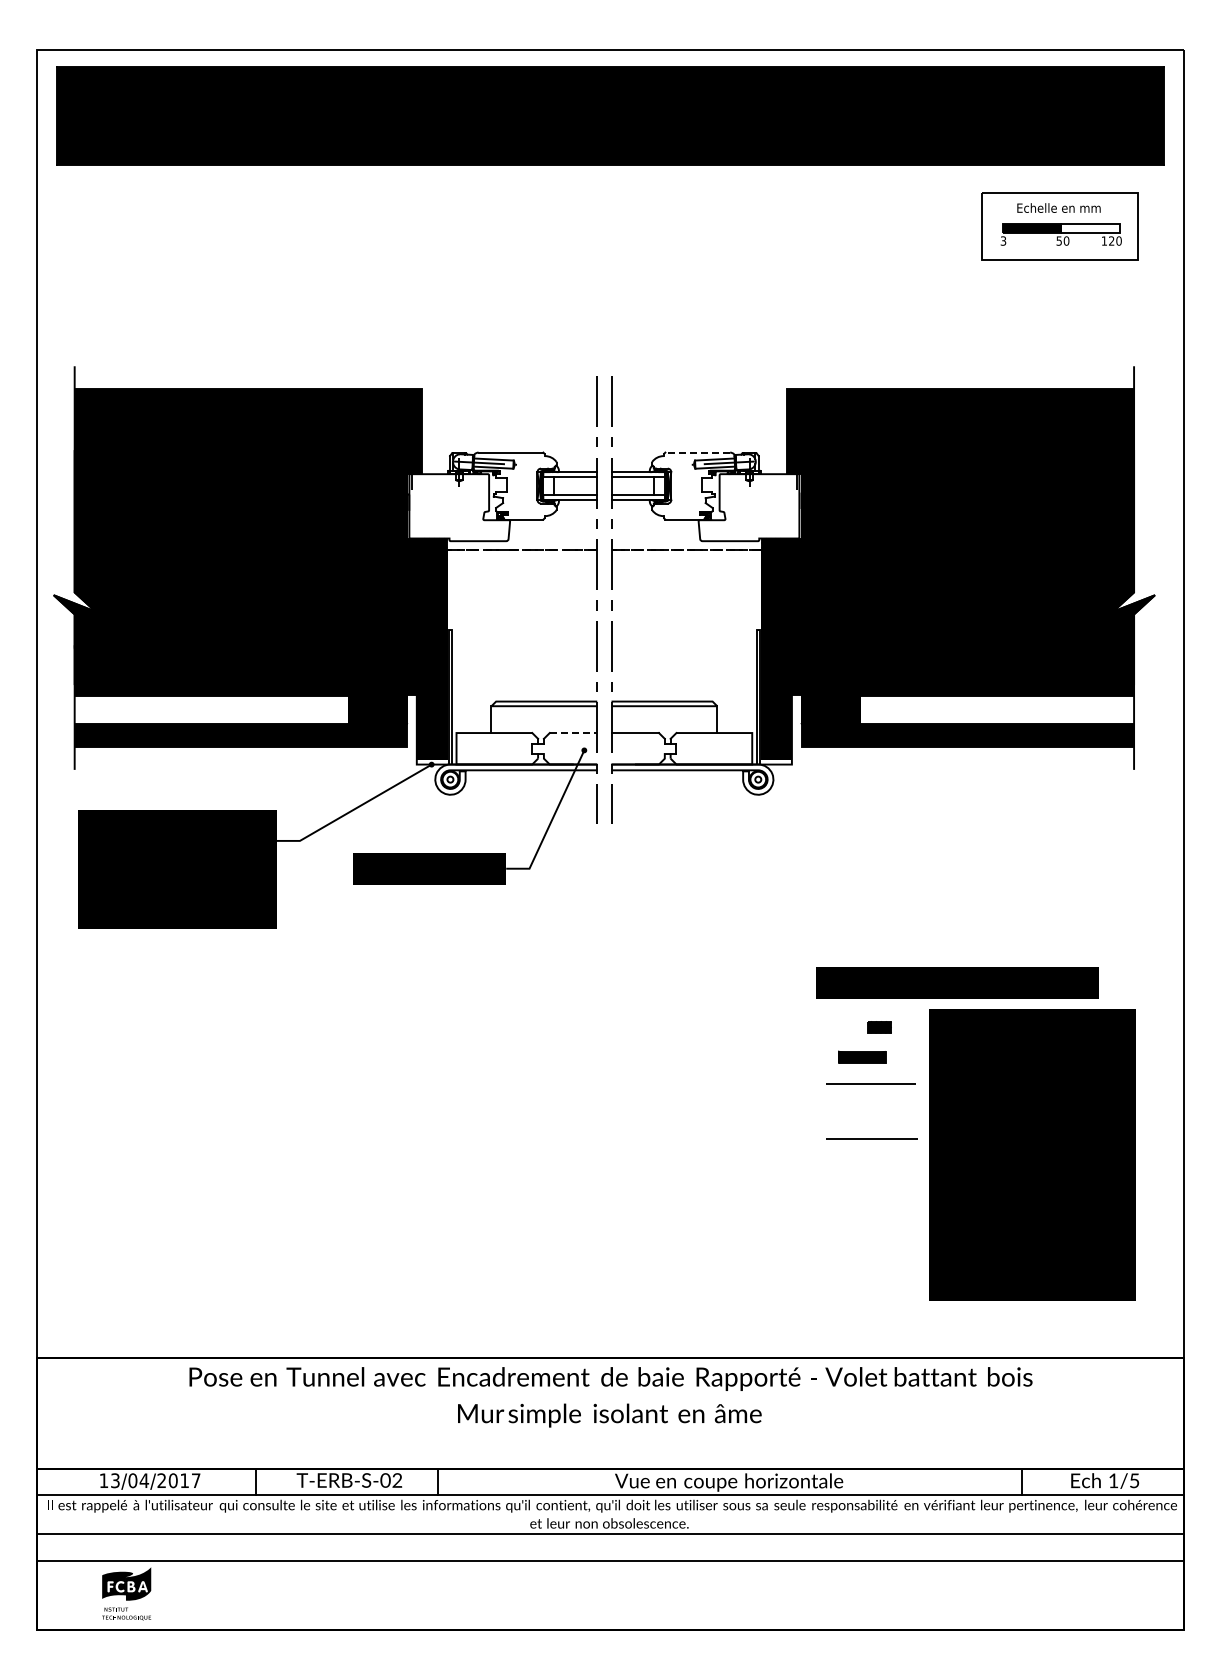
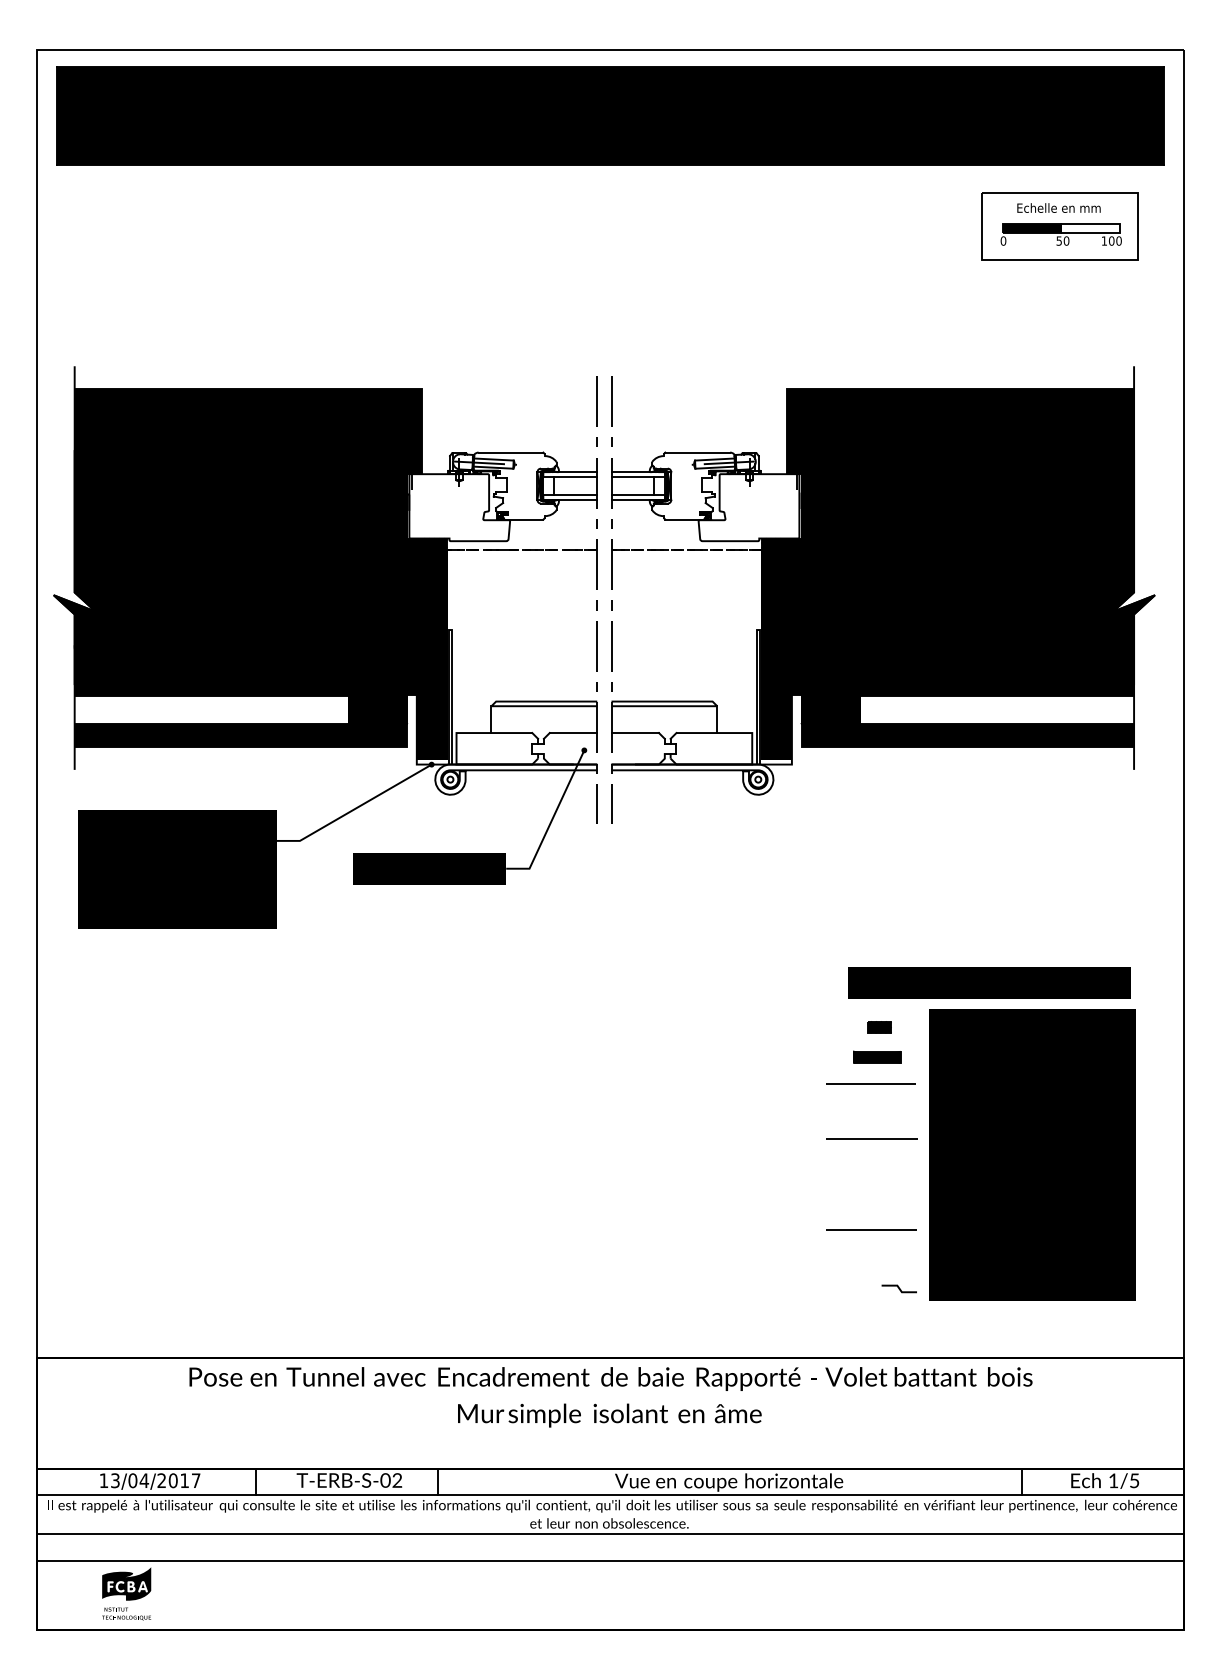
text: 3 -> 0 (1003, 240)
text: 120 -> 100 (1111, 240)
line: dashed -> solid (697, 452)
line: dashed -> solid (573, 733)
text position: (957, 982) -> (989, 982) (989, 982)
part position: (862, 1056) -> (877, 1056) (877, 1056)
line: none -> present (871, 1229)
line: none -> present (898, 1288)
